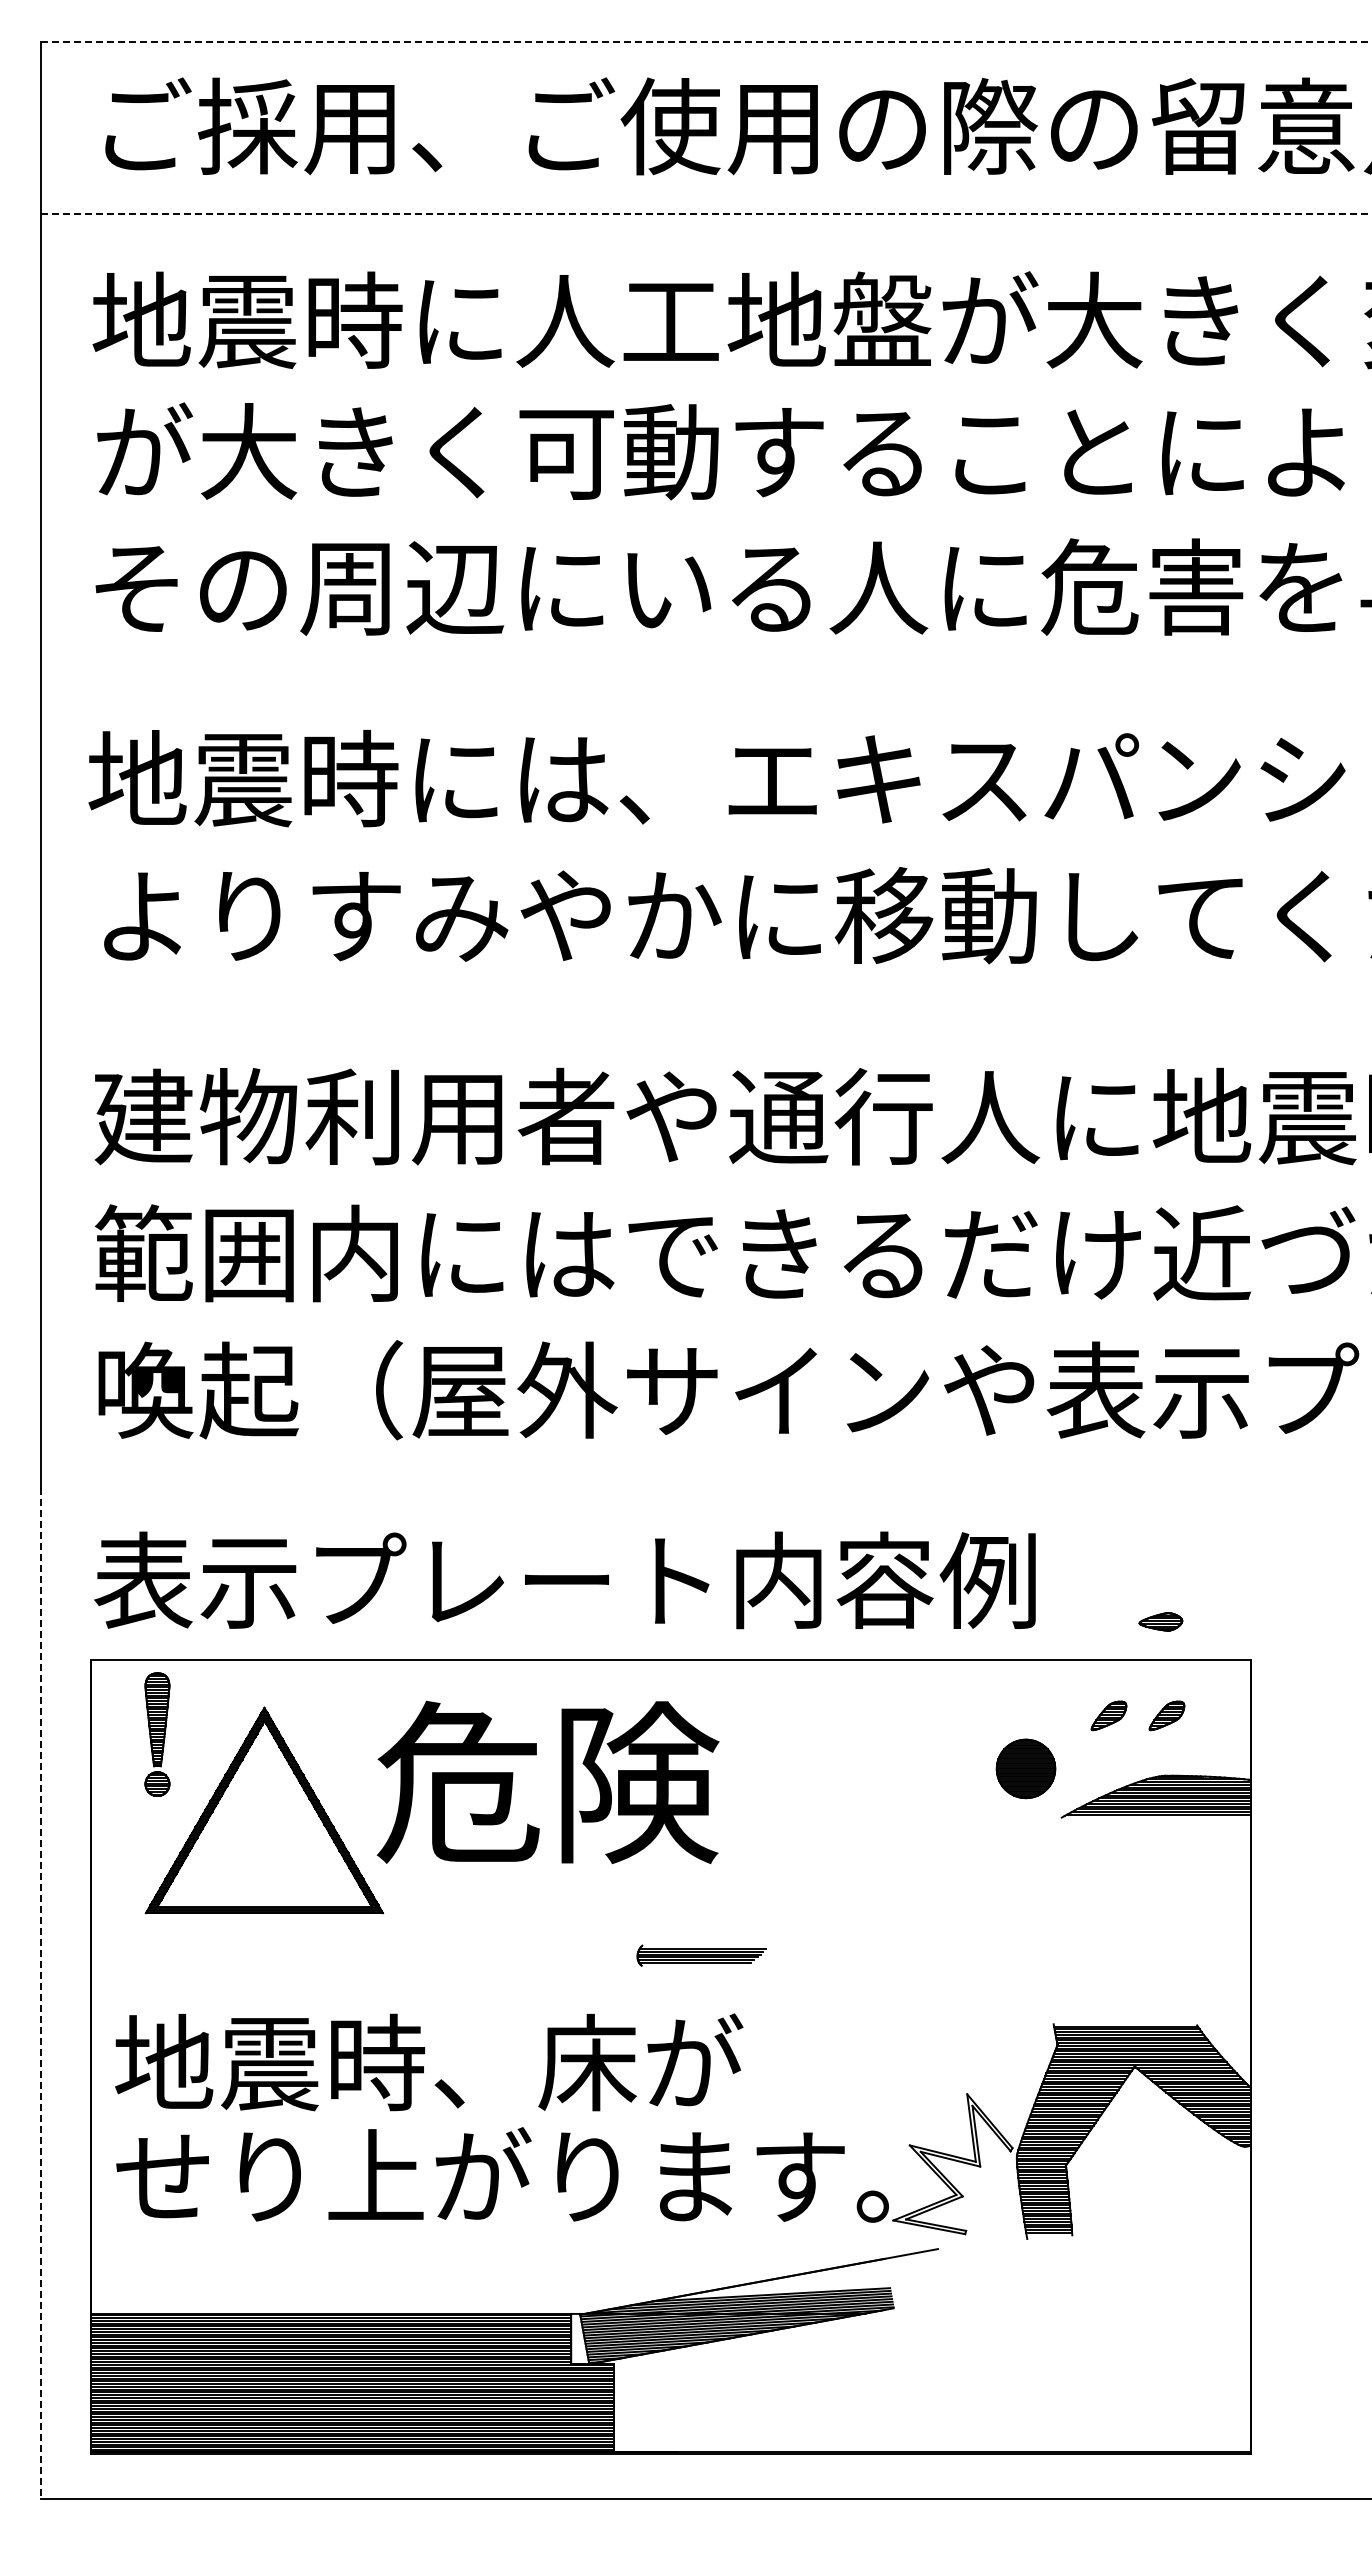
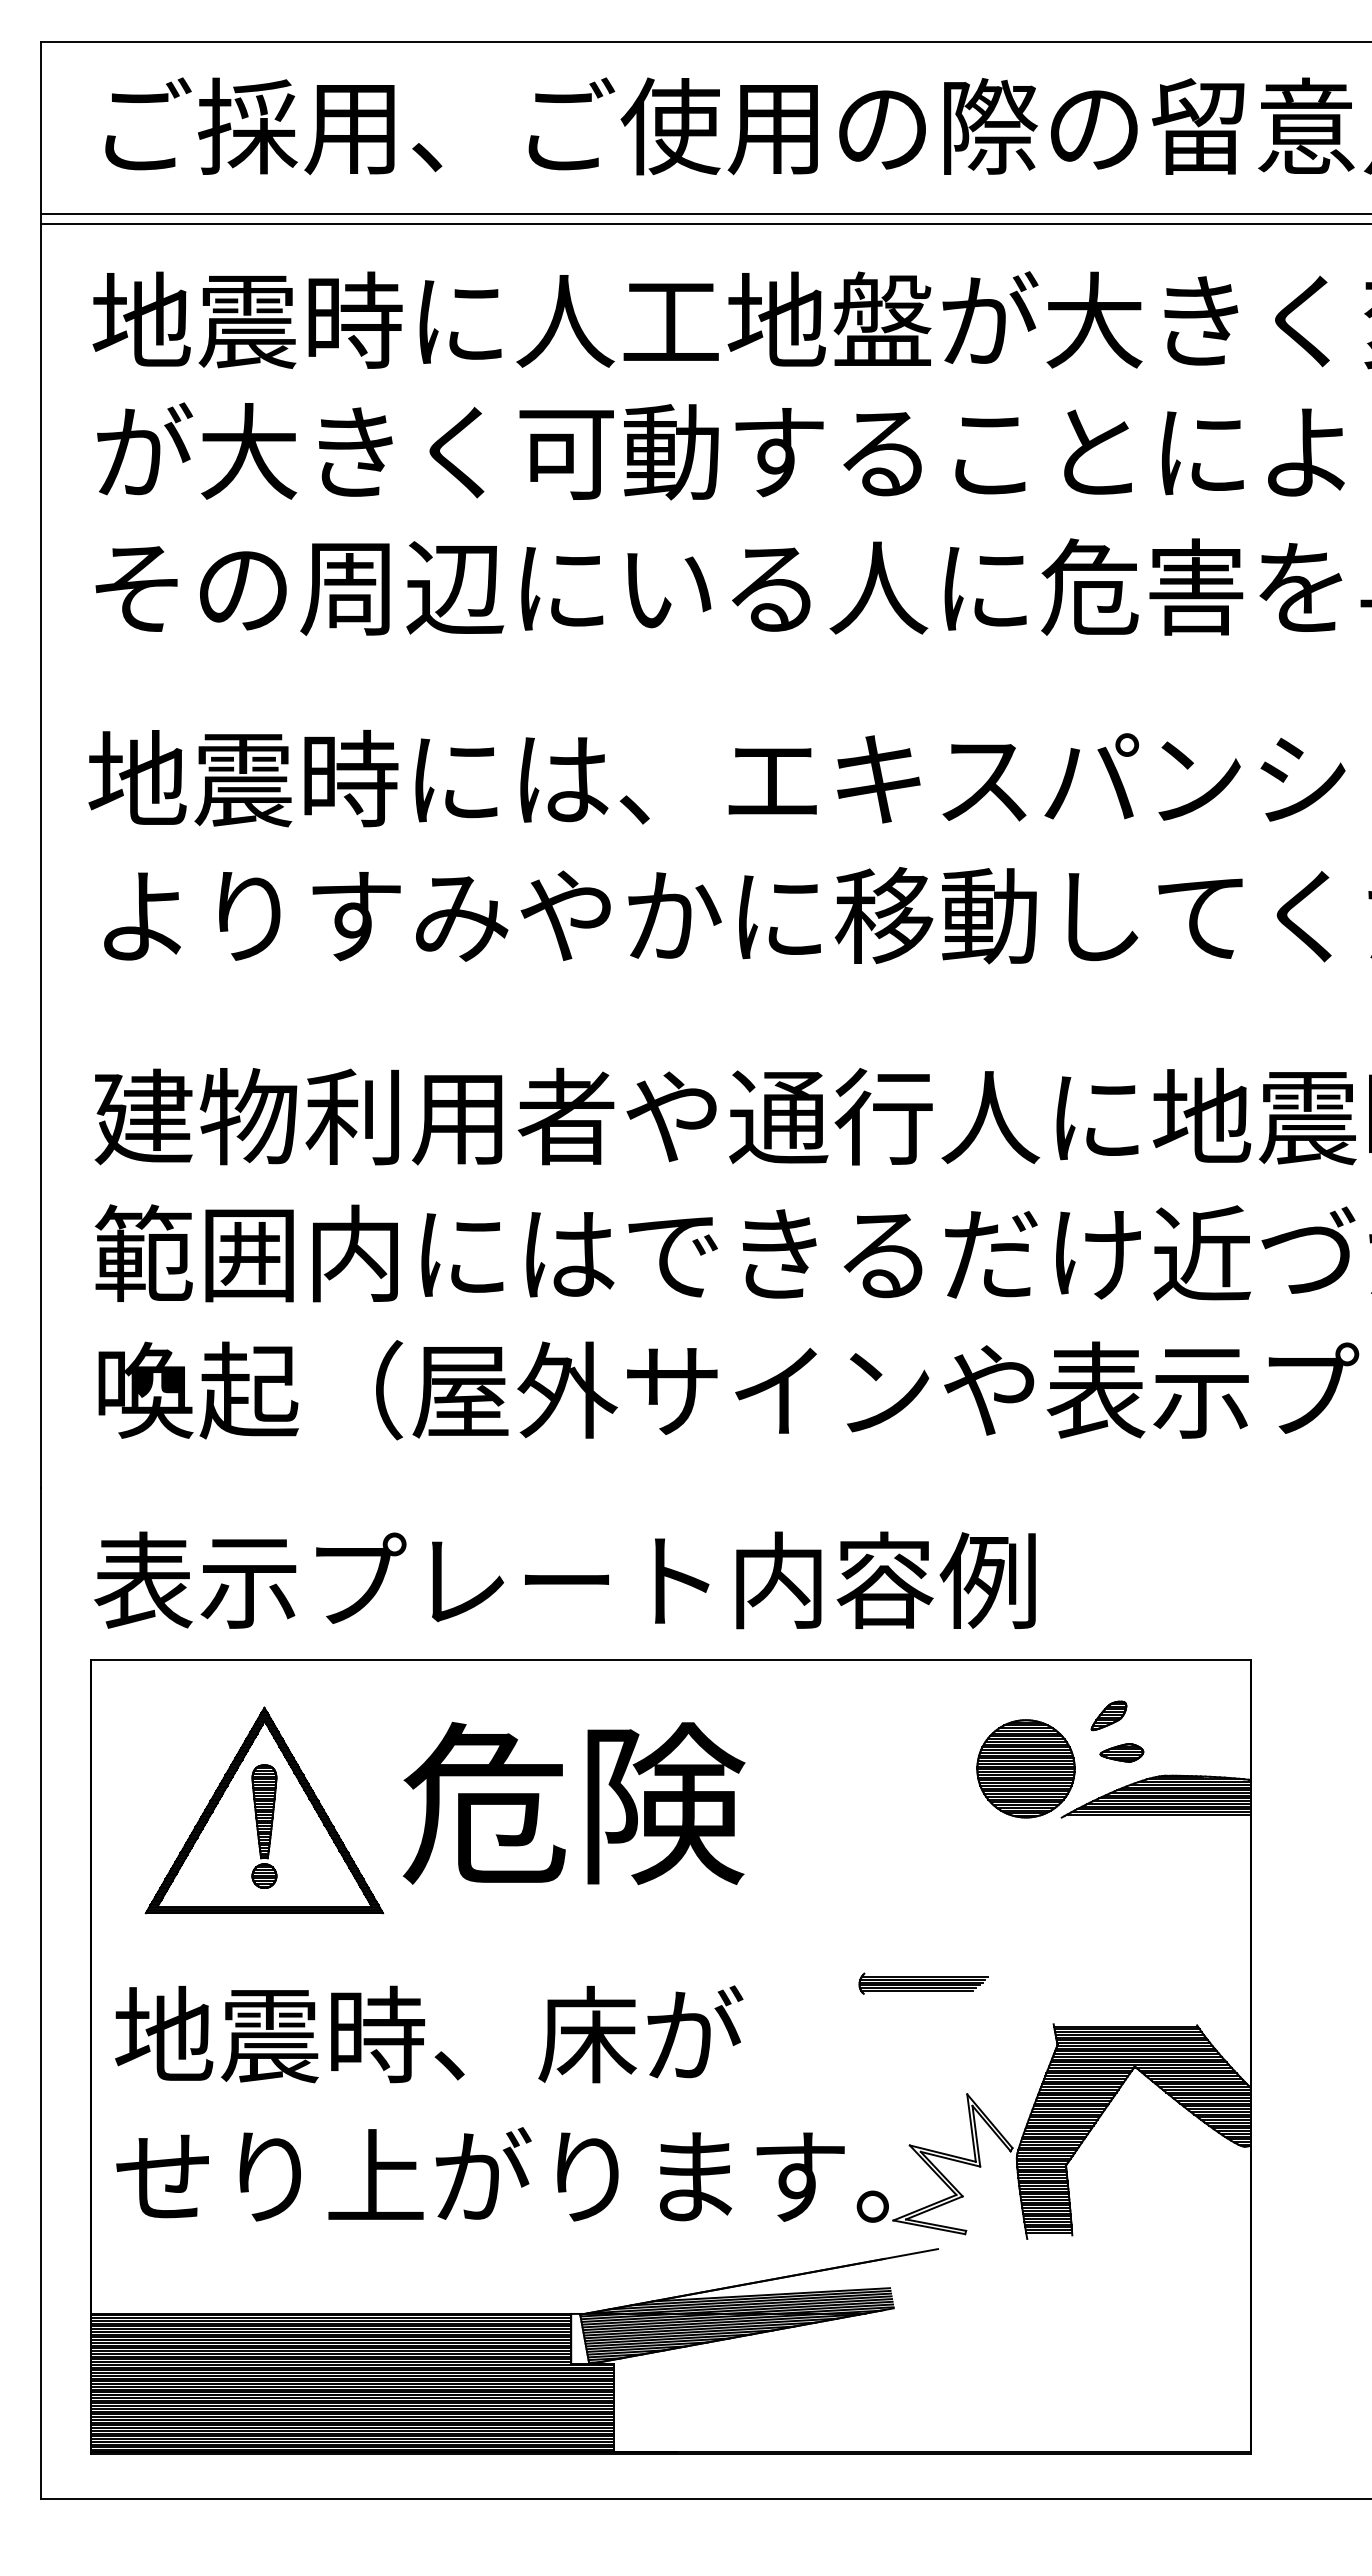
line: dashed -> solid (706, 41)
line: dashed -> solid (706, 213)
line: none -> present (704, 223)
part position: (1160, 1621) -> (1121, 1752) (1121, 1752)
part: present -> none (1166, 1715)
part position: (157, 1734) -> (264, 1826) (264, 1826)
part size: 62x62 px -> 100x100 px (1025, 1768)
text position: (547, 1782) -> (573, 1803) (573, 1803)
part position: (701, 1955) -> (923, 1983) (923, 1983)
line: dashed -> solid (41, 1993)
text position: (429, 2062) -> (429, 2034) (429, 2034)
